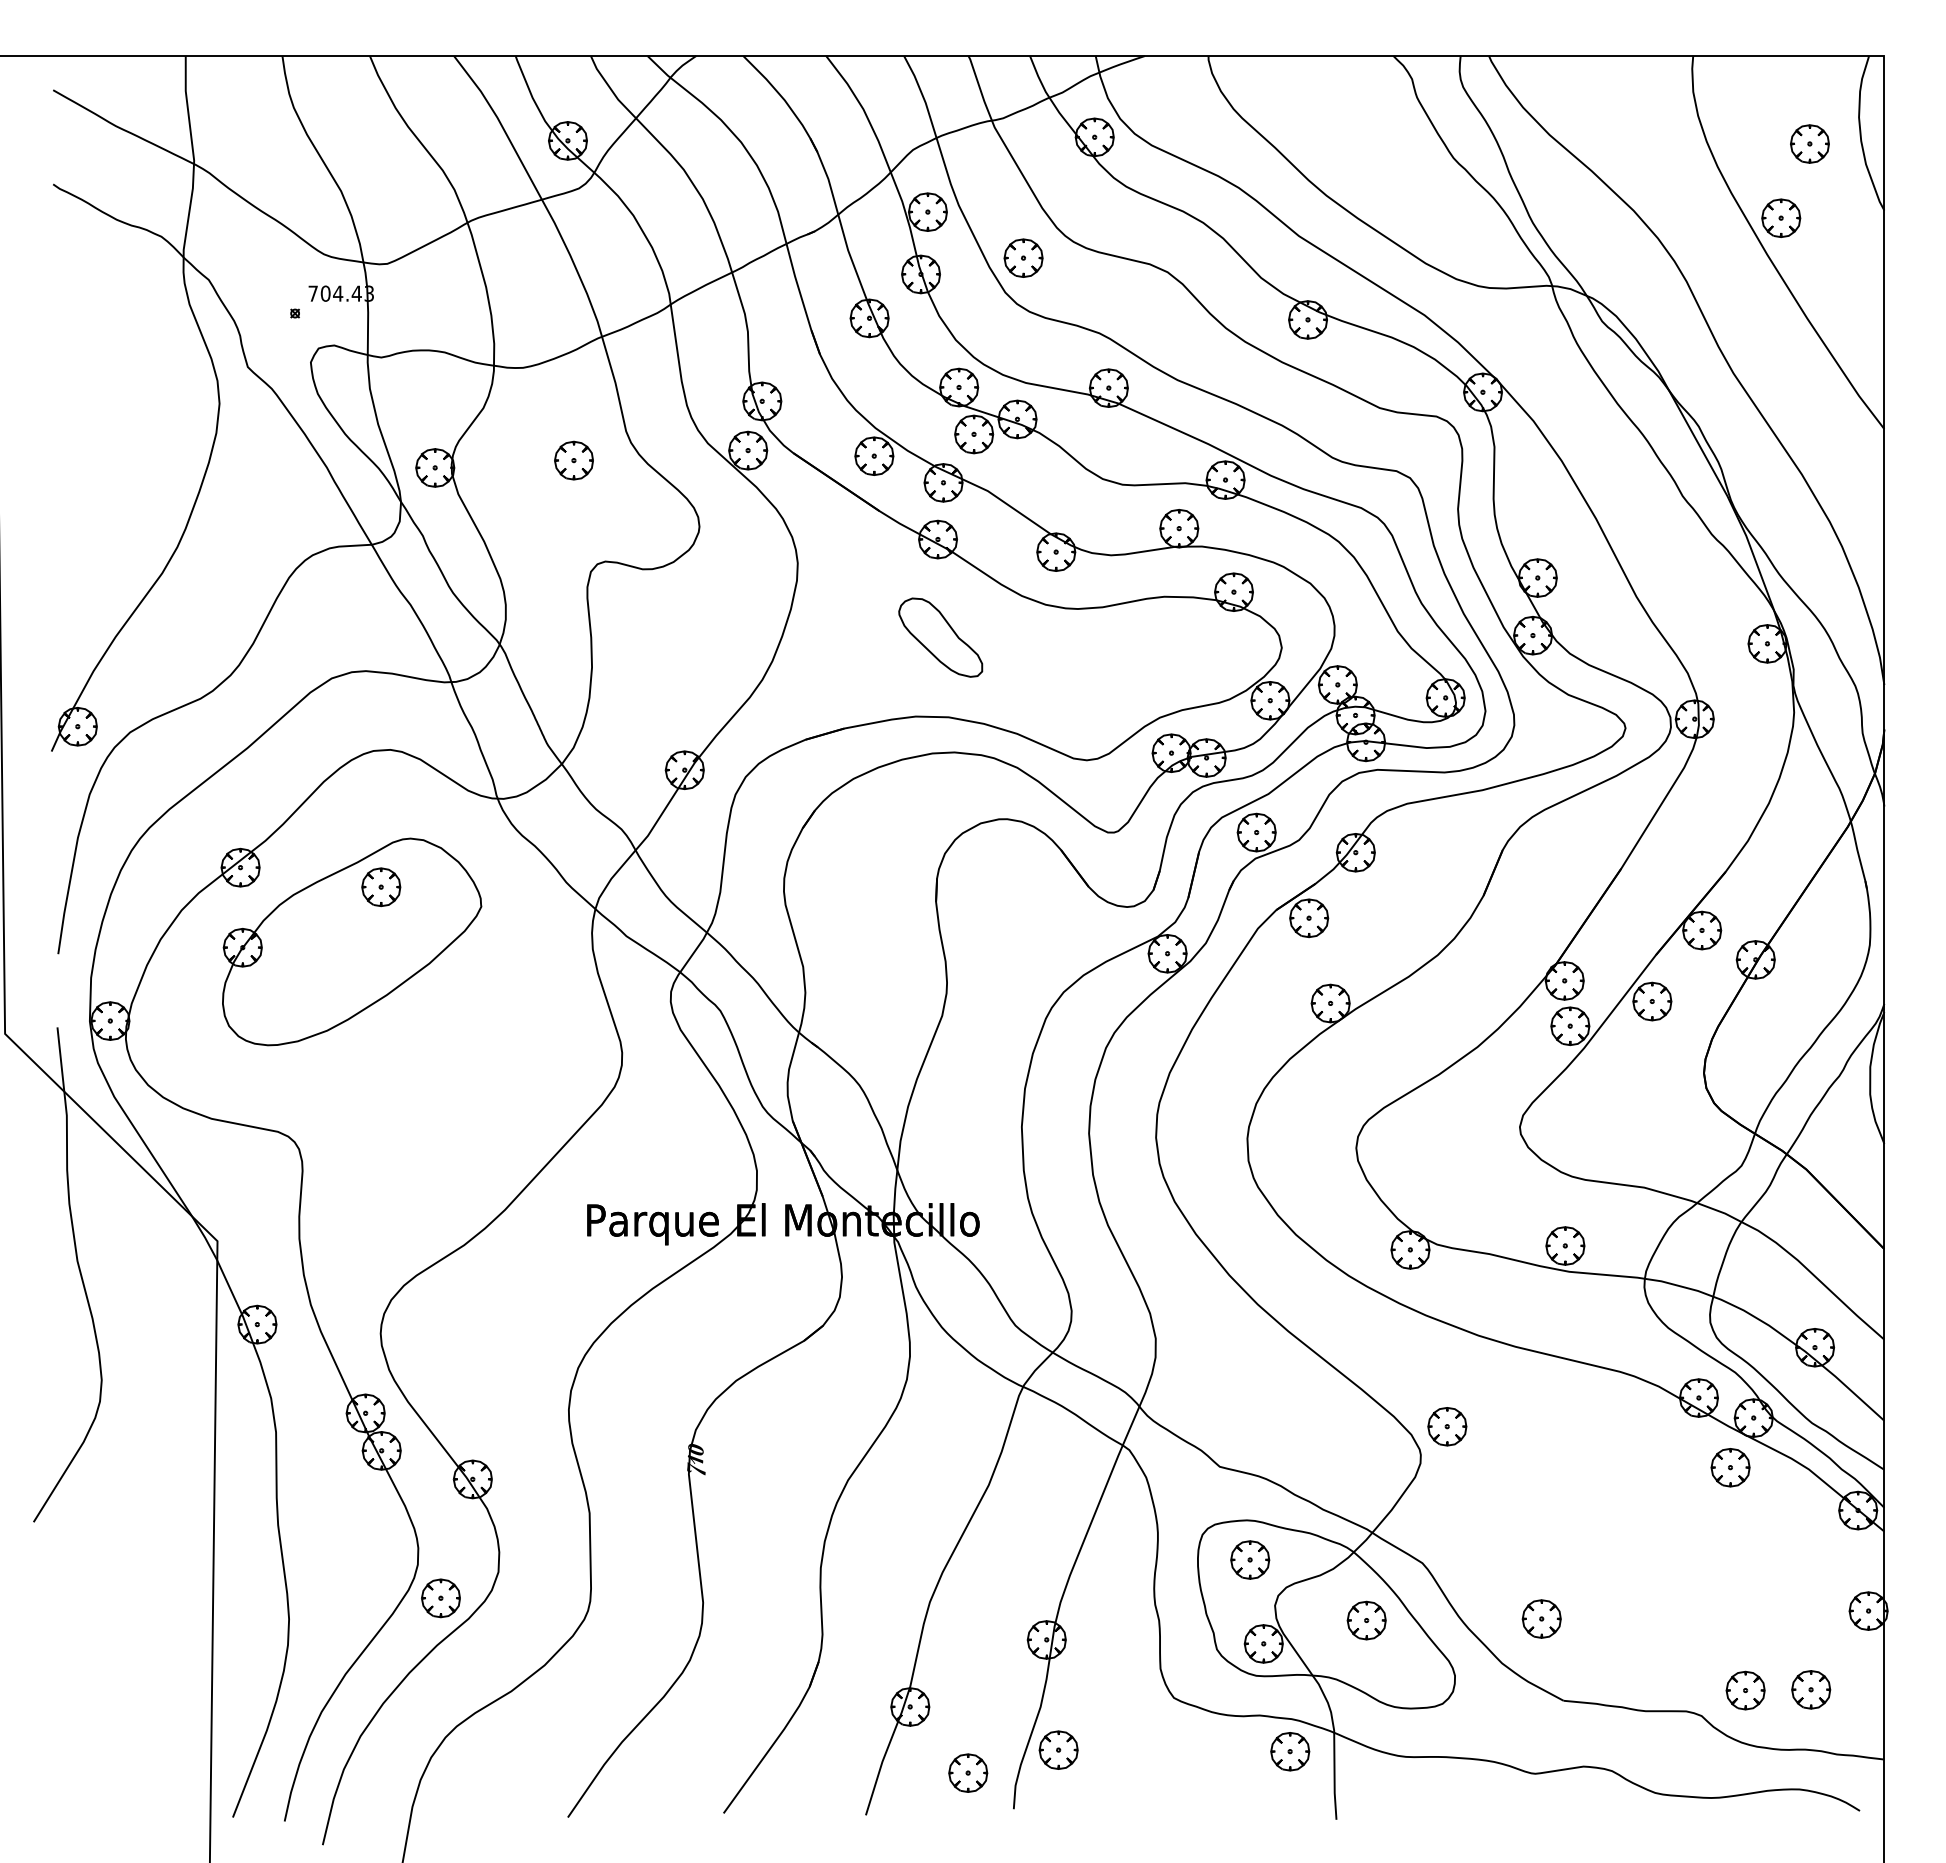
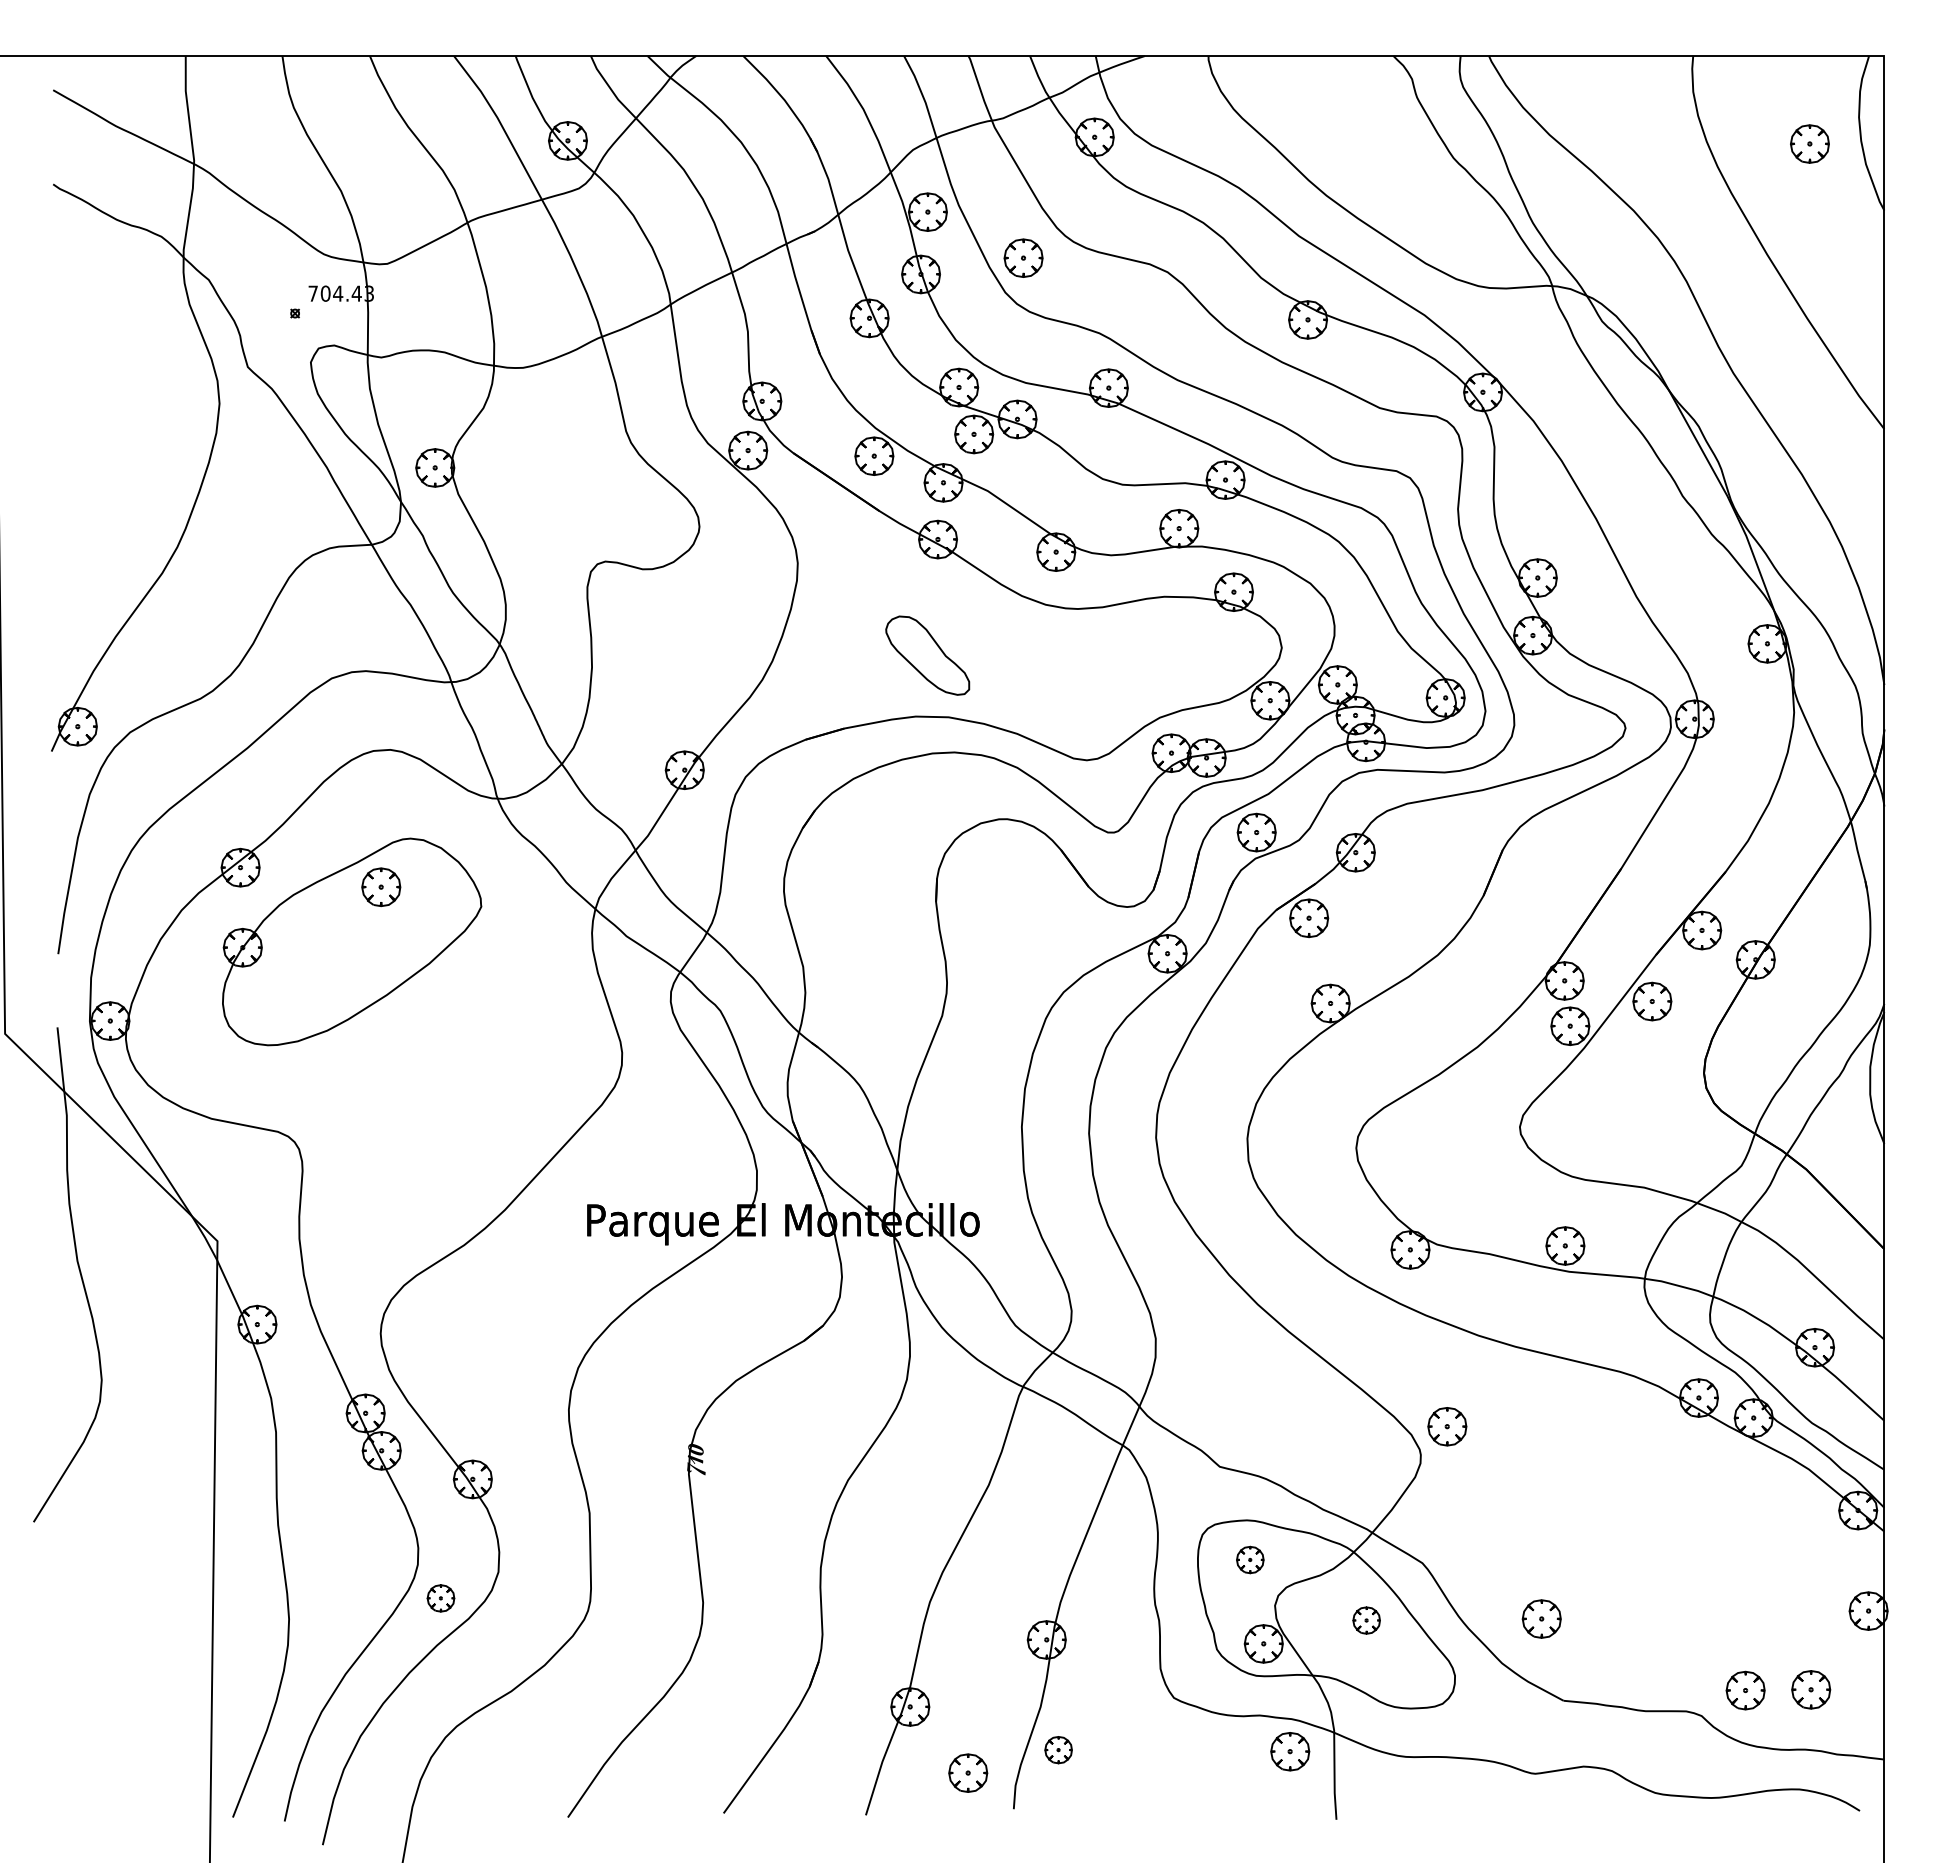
part: present -> none (1781, 217)
part: present -> none (573, 460)
part position: (940, 637) -> (927, 655) (927, 655)
part: present -> none (1730, 1467)
part size: 41x40 px -> 29x30 px (1250, 1559)
part size: 40x41 px -> 30x29 px (440, 1598)
part size: 41x41 px -> 29x29 px (1366, 1620)
part size: 41x40 px -> 29x29 px (1058, 1750)
